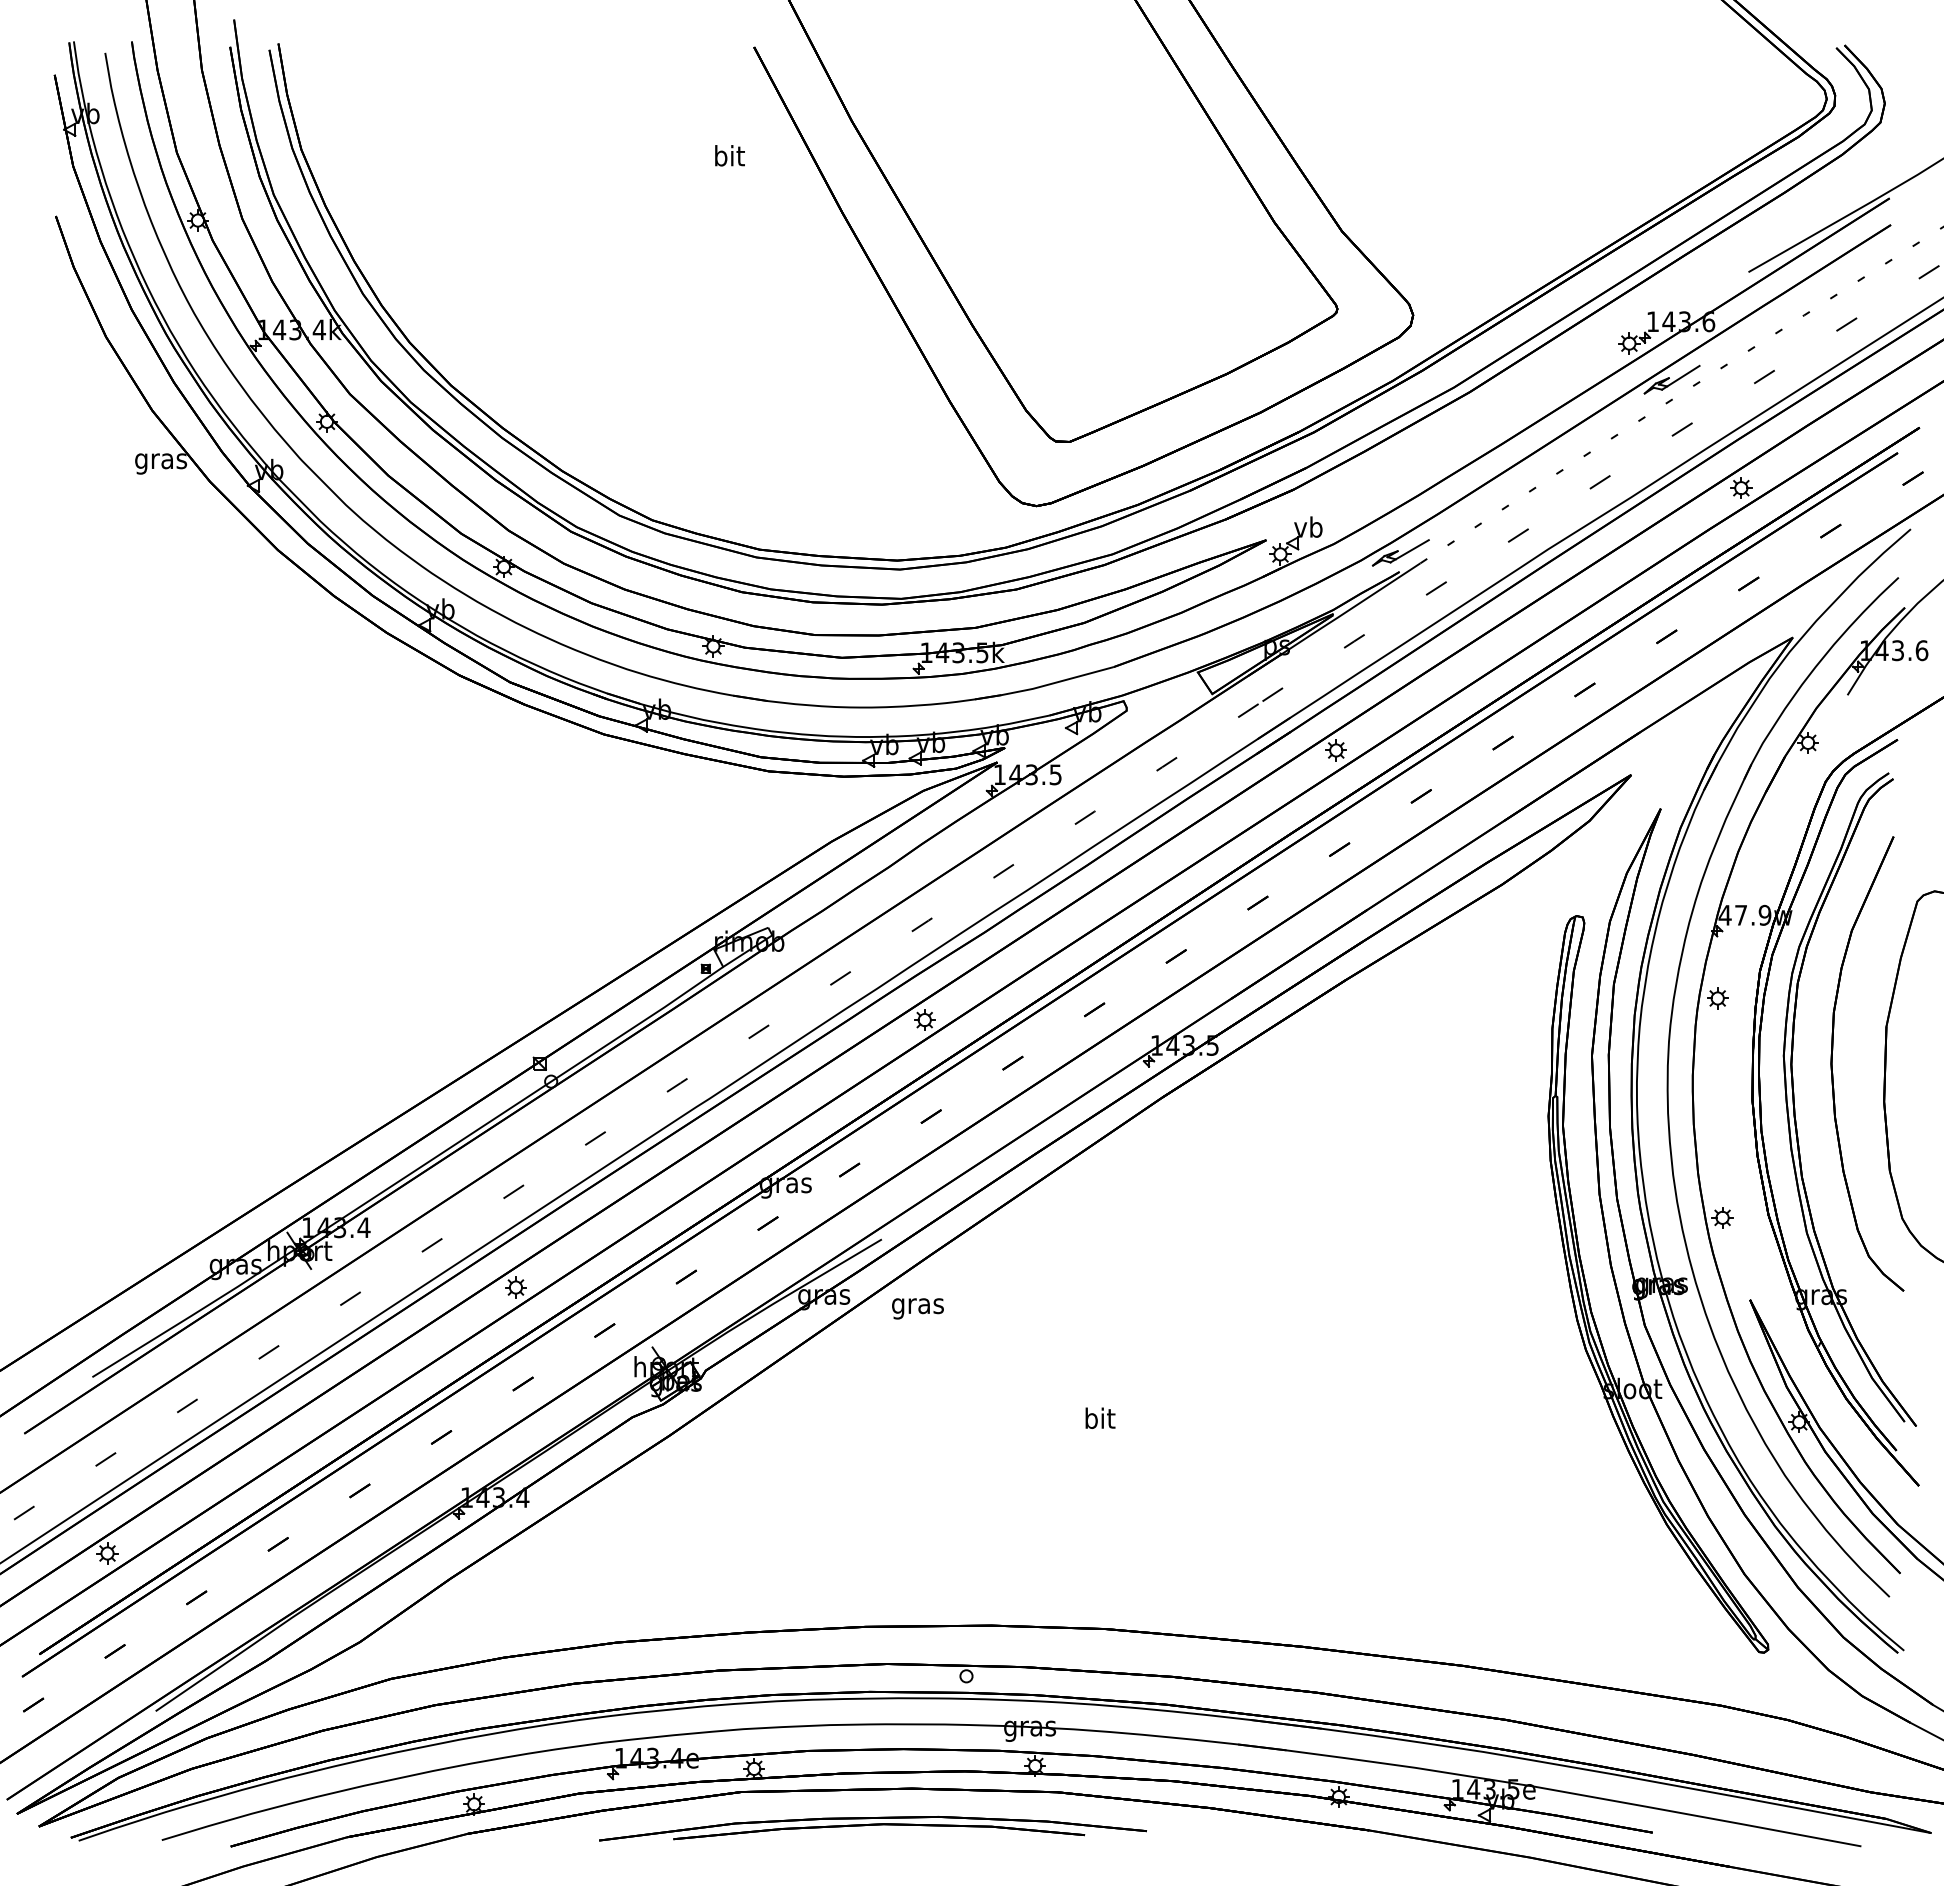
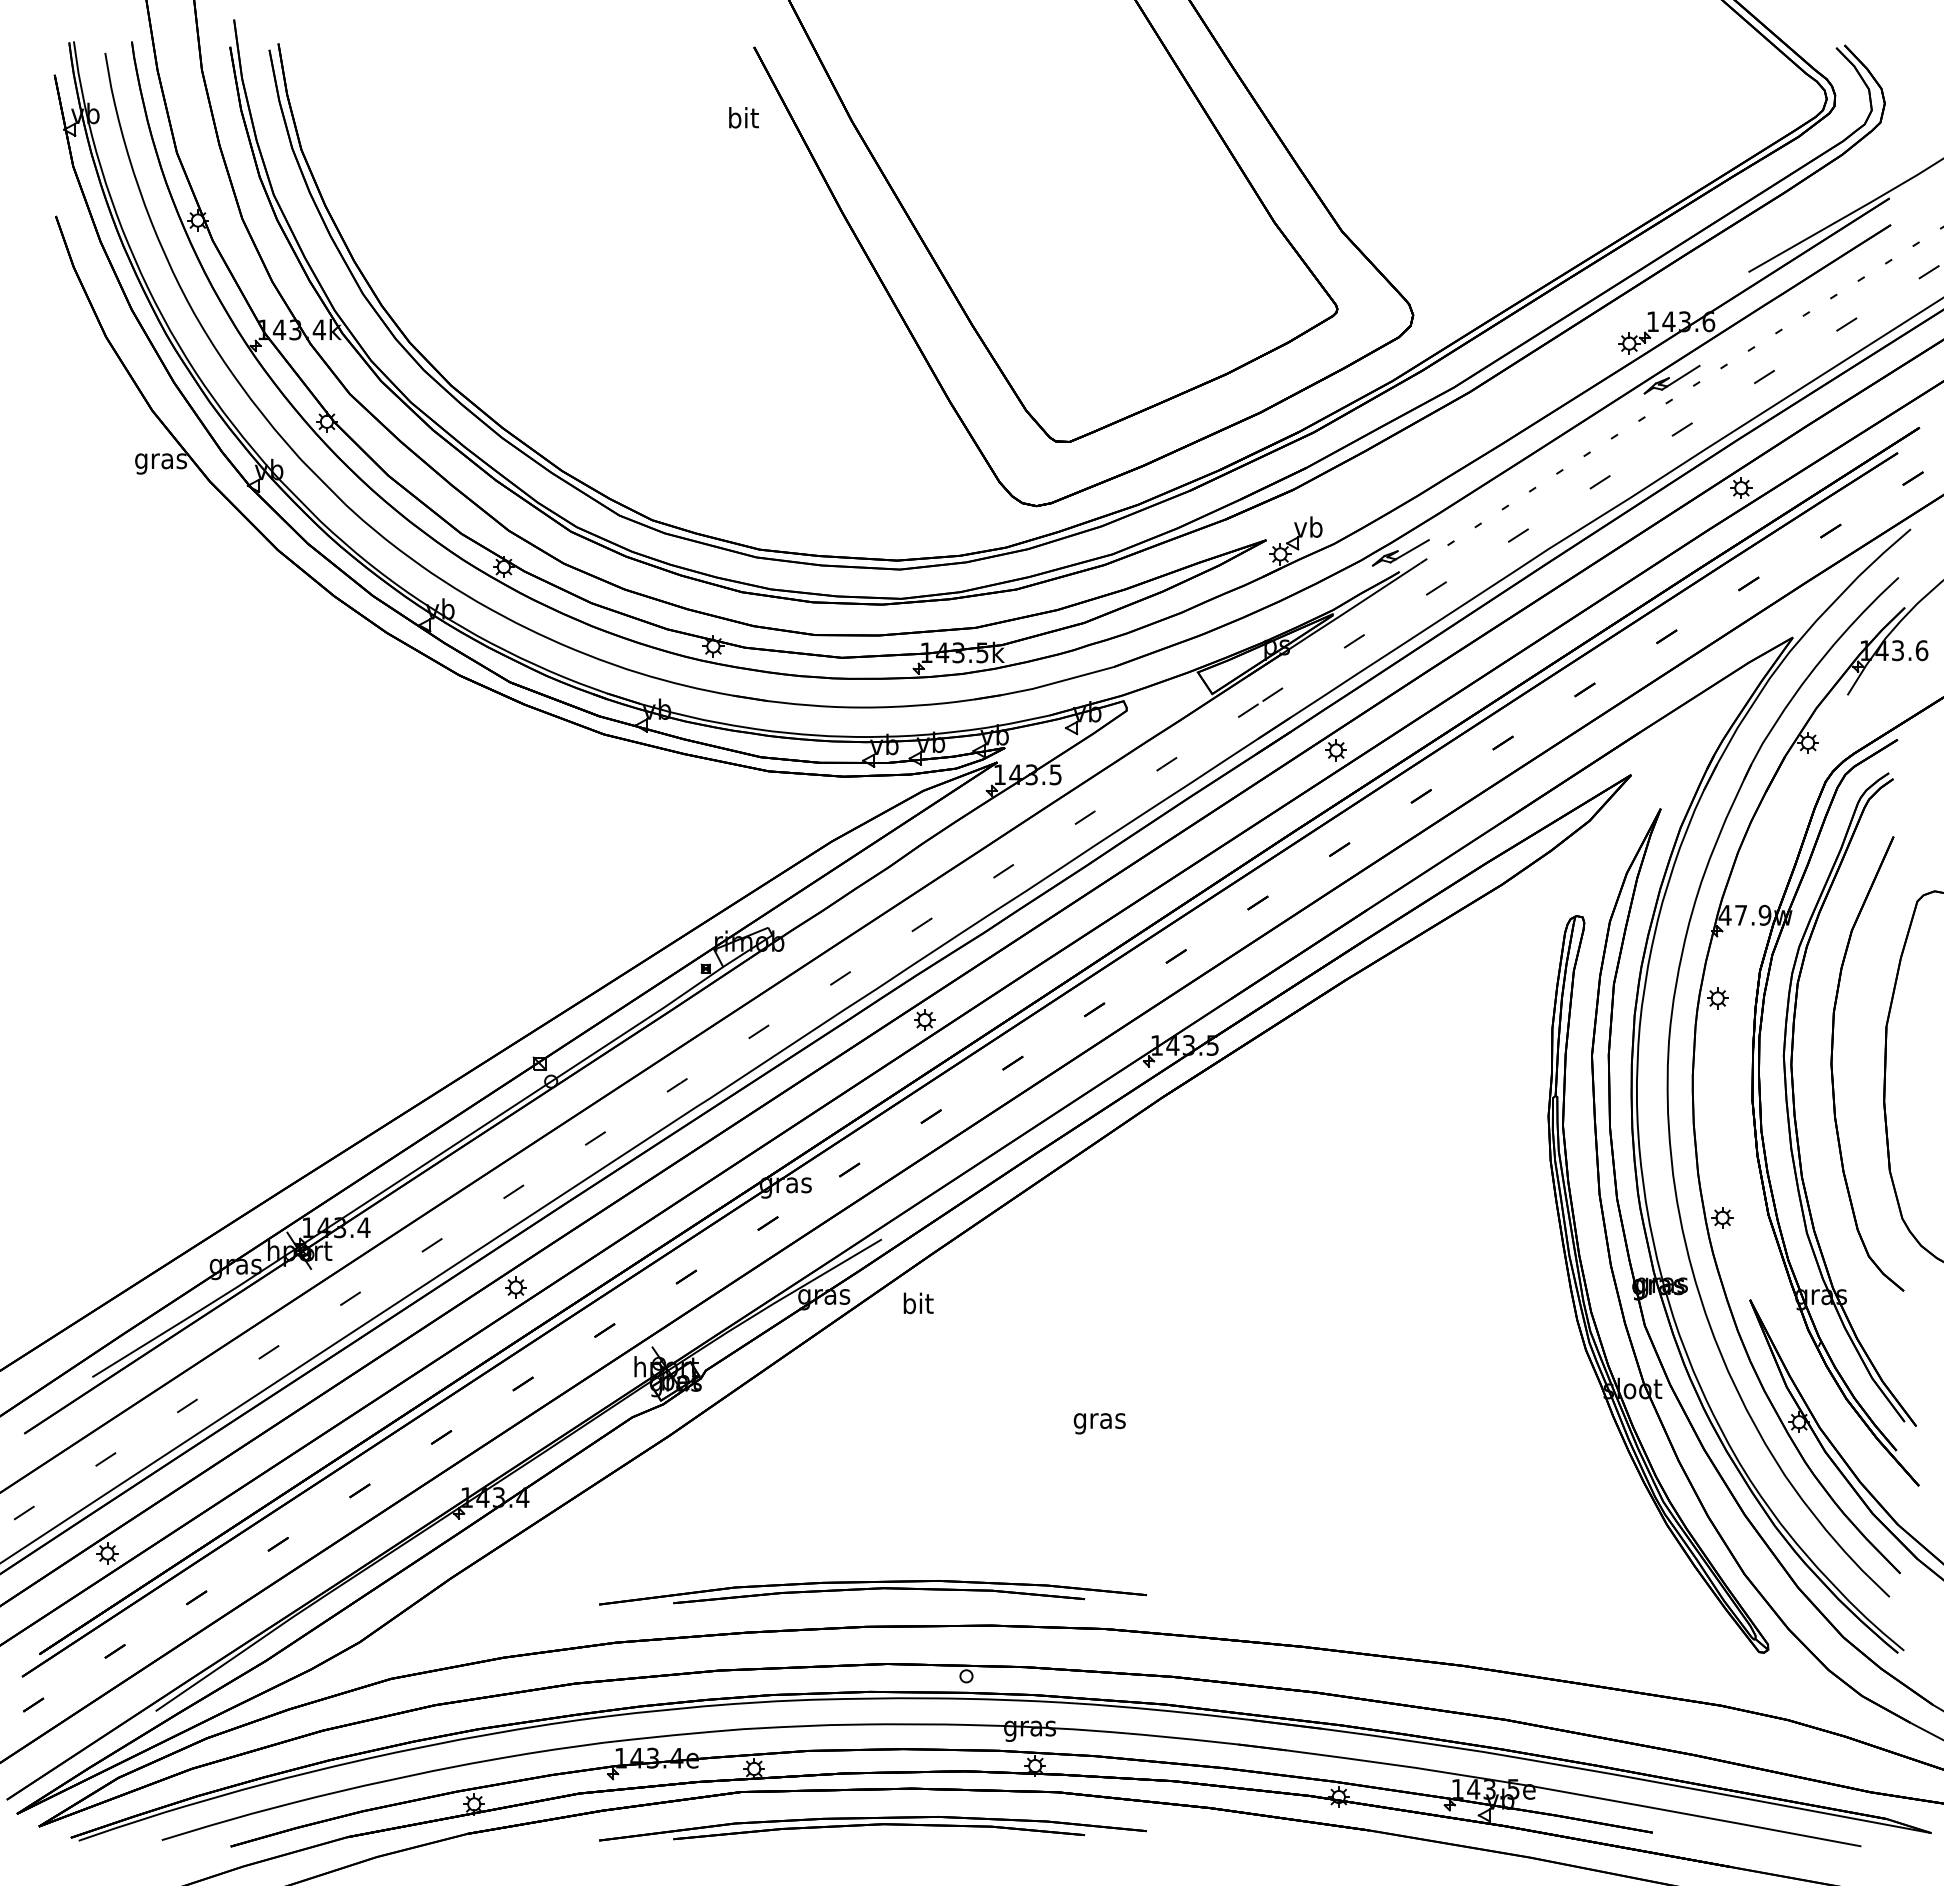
text position: (729, 155) -> (743, 117) (743, 117)
text: gras -> bit (917, 1305)
text: bit -> gras (1099, 1420)
part: none -> present (872, 1592)
